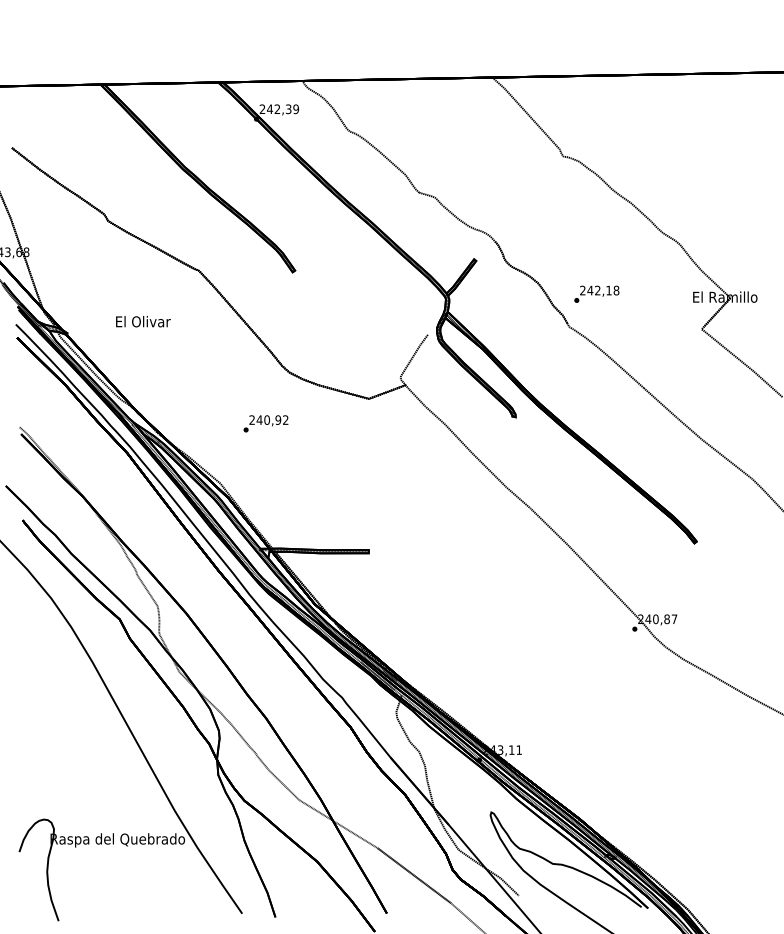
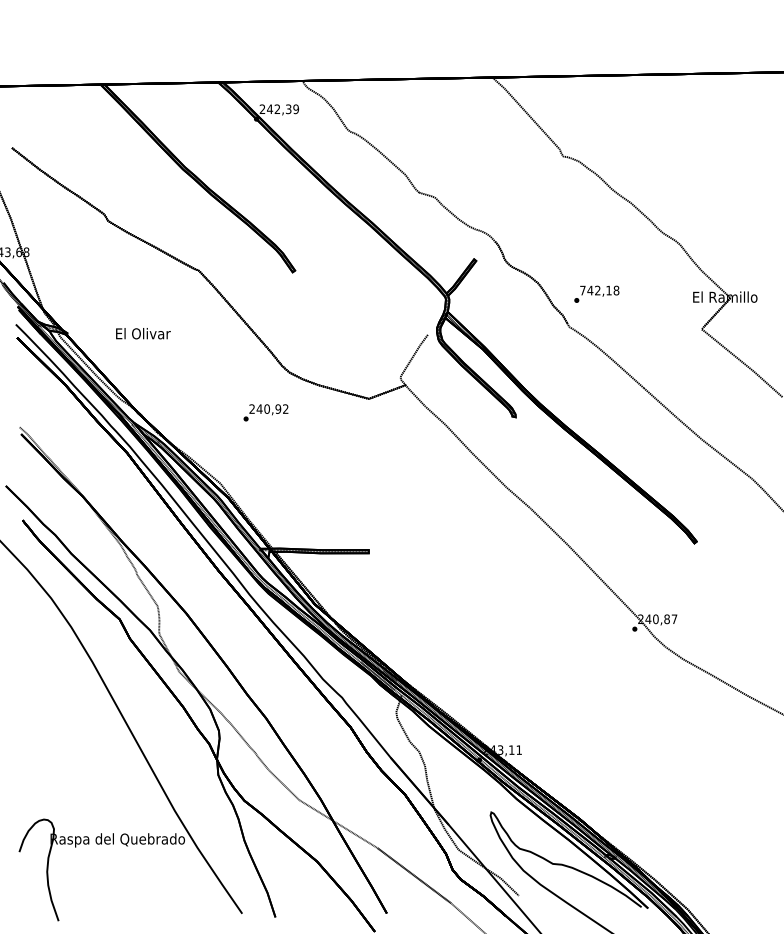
text: 242,18 -> 742,18 (582, 290)
text position: (143, 321) -> (143, 333) (143, 333)
text position: (265, 423) -> (265, 412) (265, 412)
